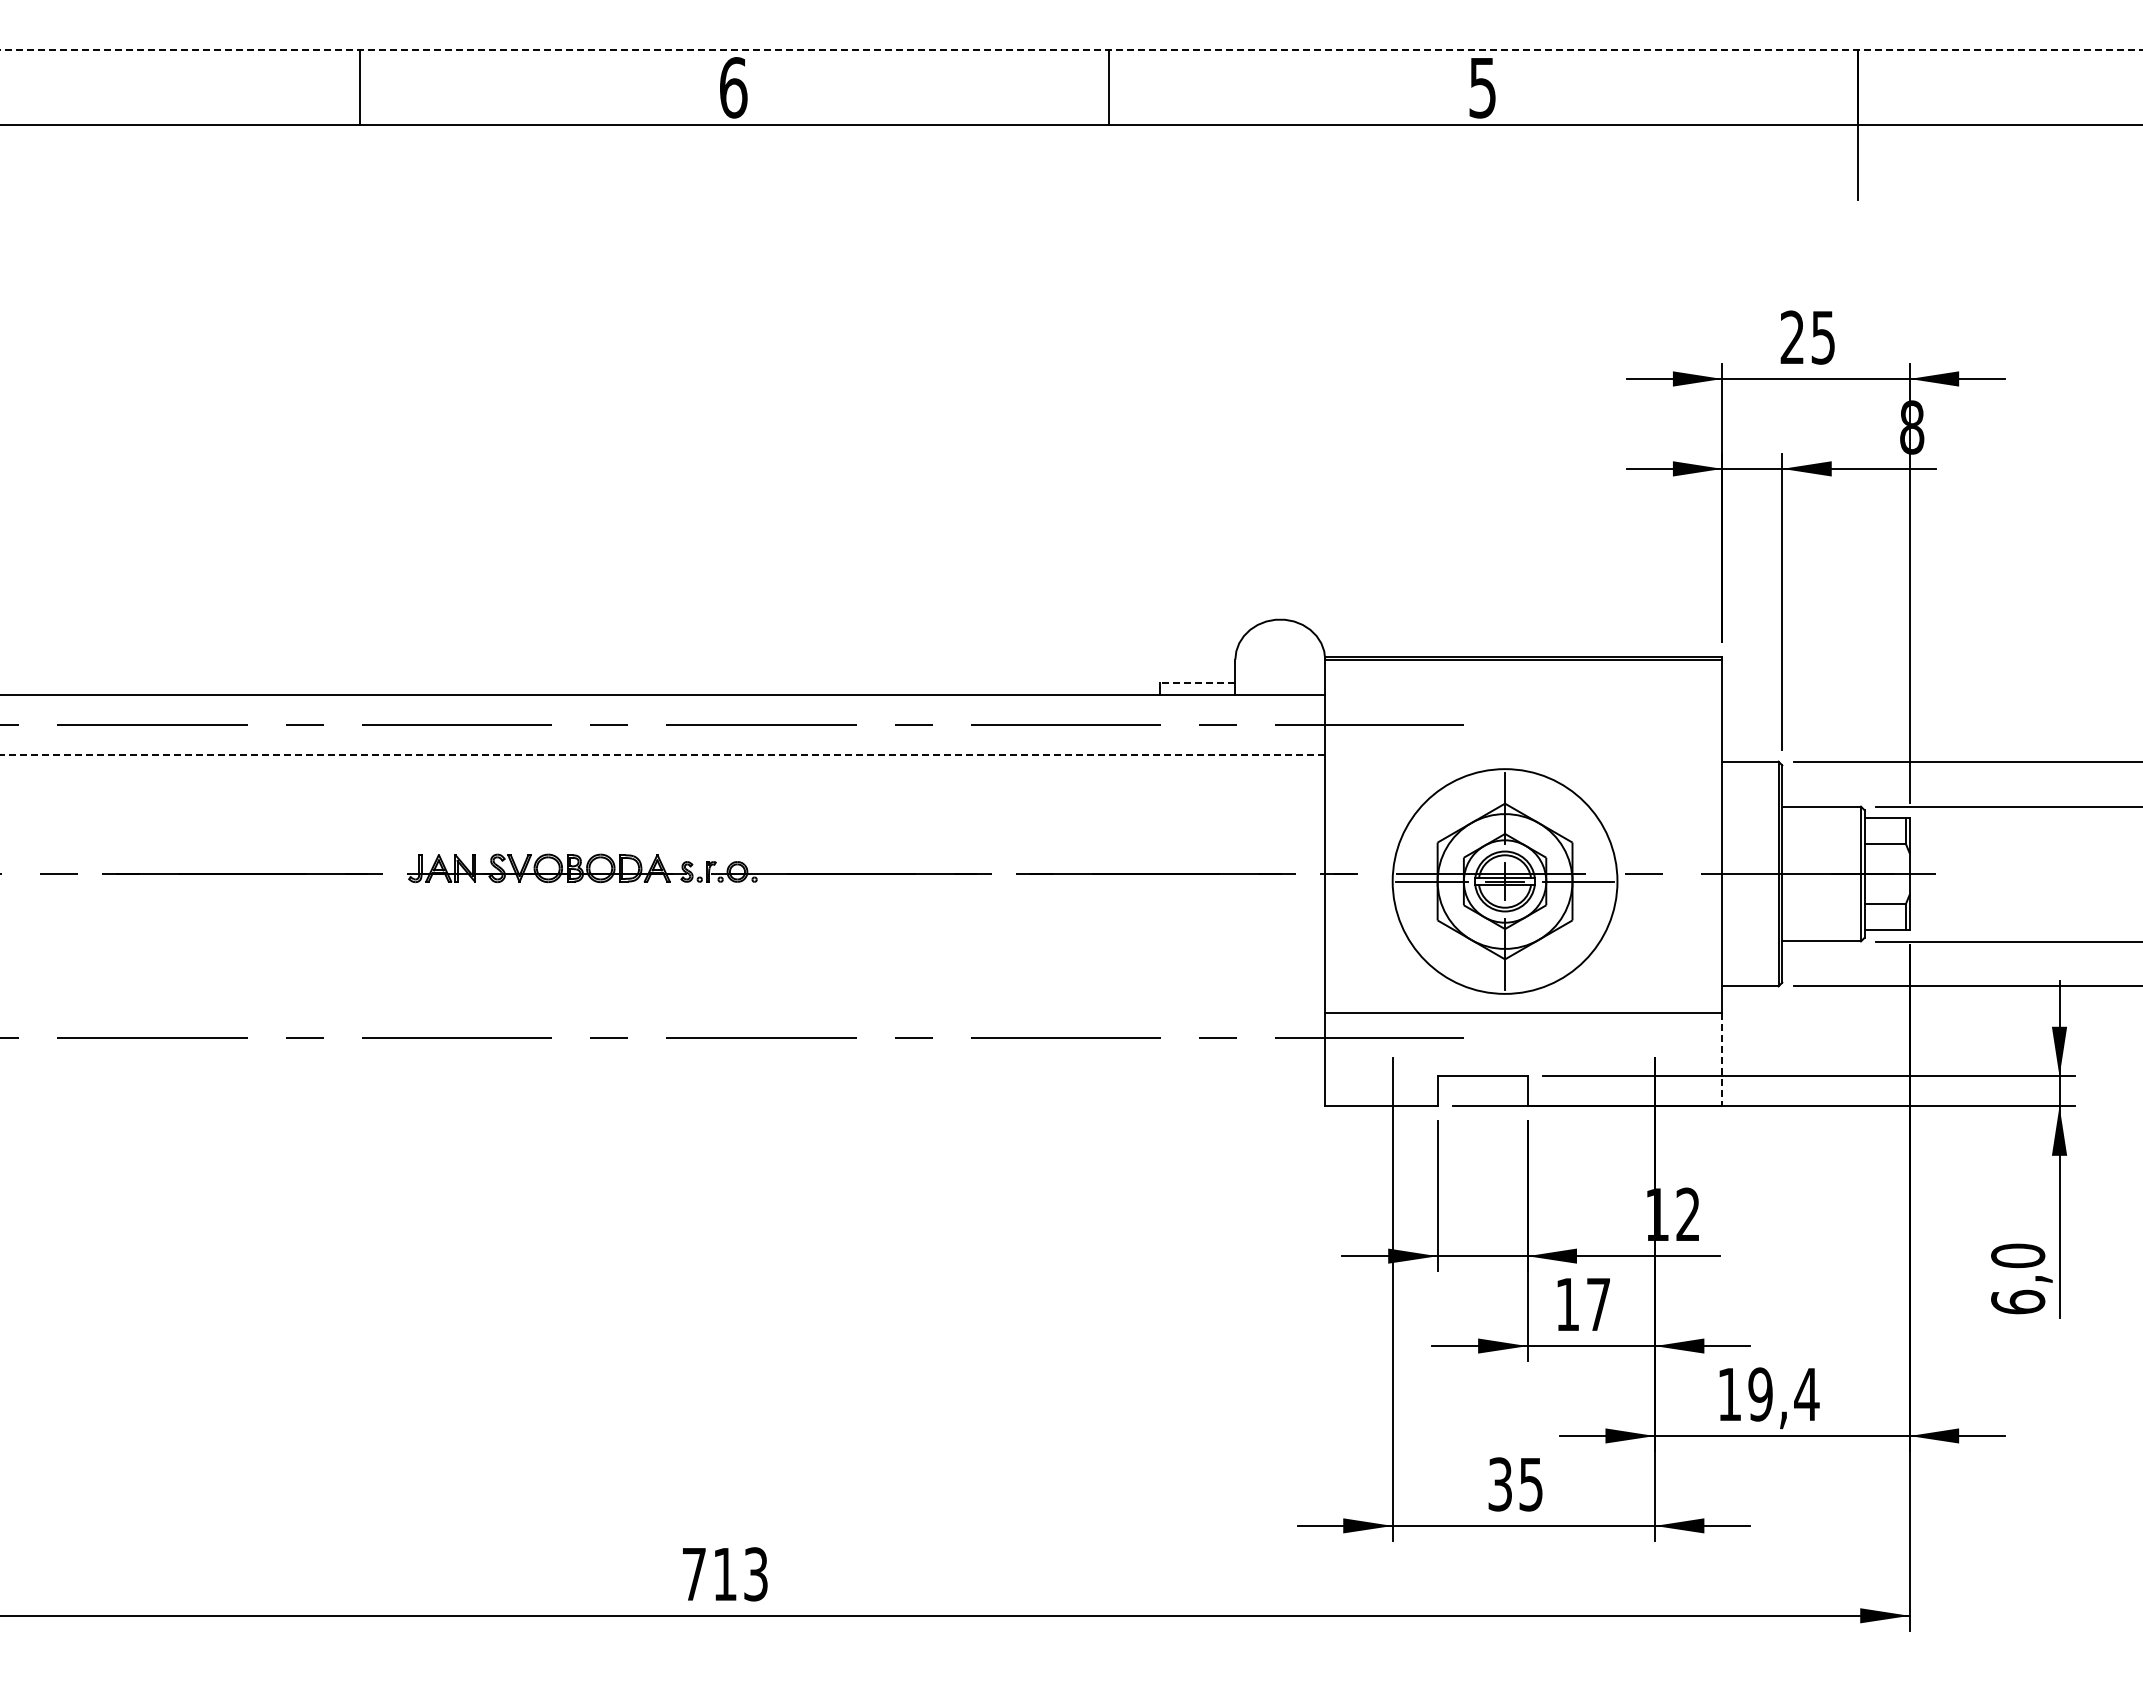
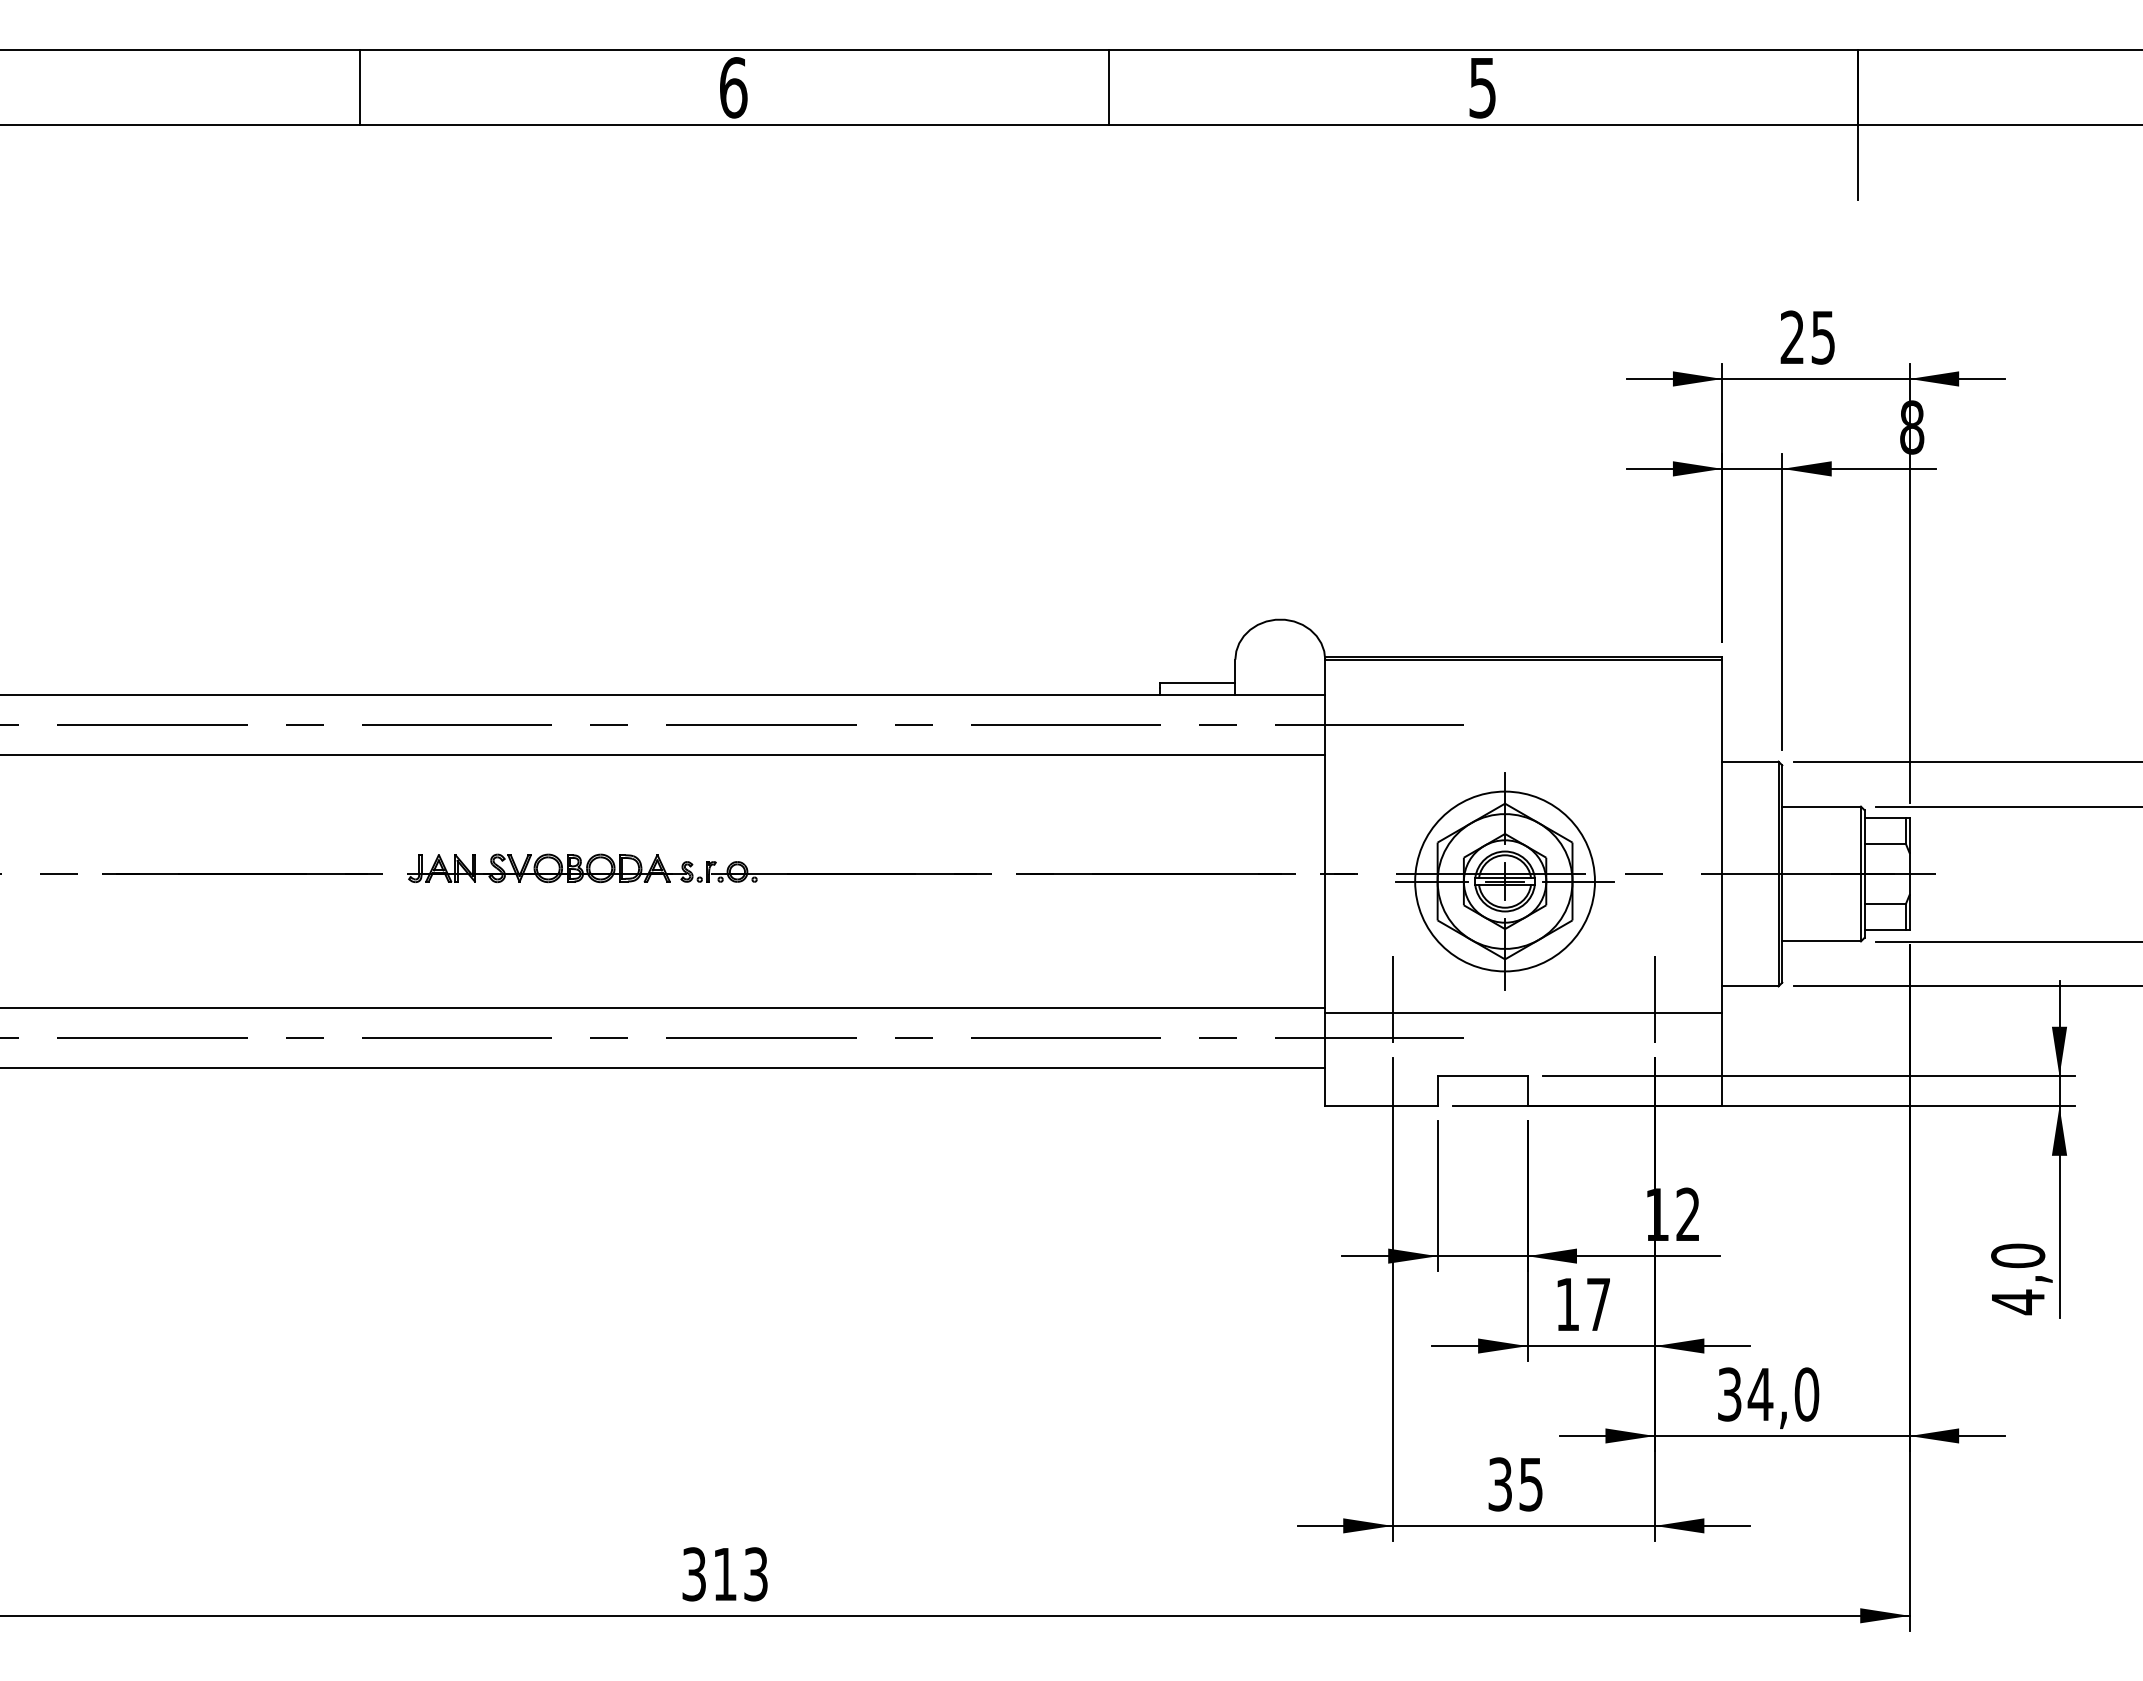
line: dashed -> solid (1071, 50)
line: dashed -> solid (1197, 682)
line: dashed -> solid (663, 755)
circle diameter: 225 px -> 180 px (1504, 881)
line: none -> present (1392, 999)
line: none -> present (1654, 999)
line: none -> present (663, 1007)
line: dashed -> solid (1722, 1059)
line: none -> present (663, 1067)
text: 6,0 -> 4,0 (2018, 1302)
text: 19,4 -> 34,0 (1768, 1394)
text: 713 -> 313 (693, 1574)
